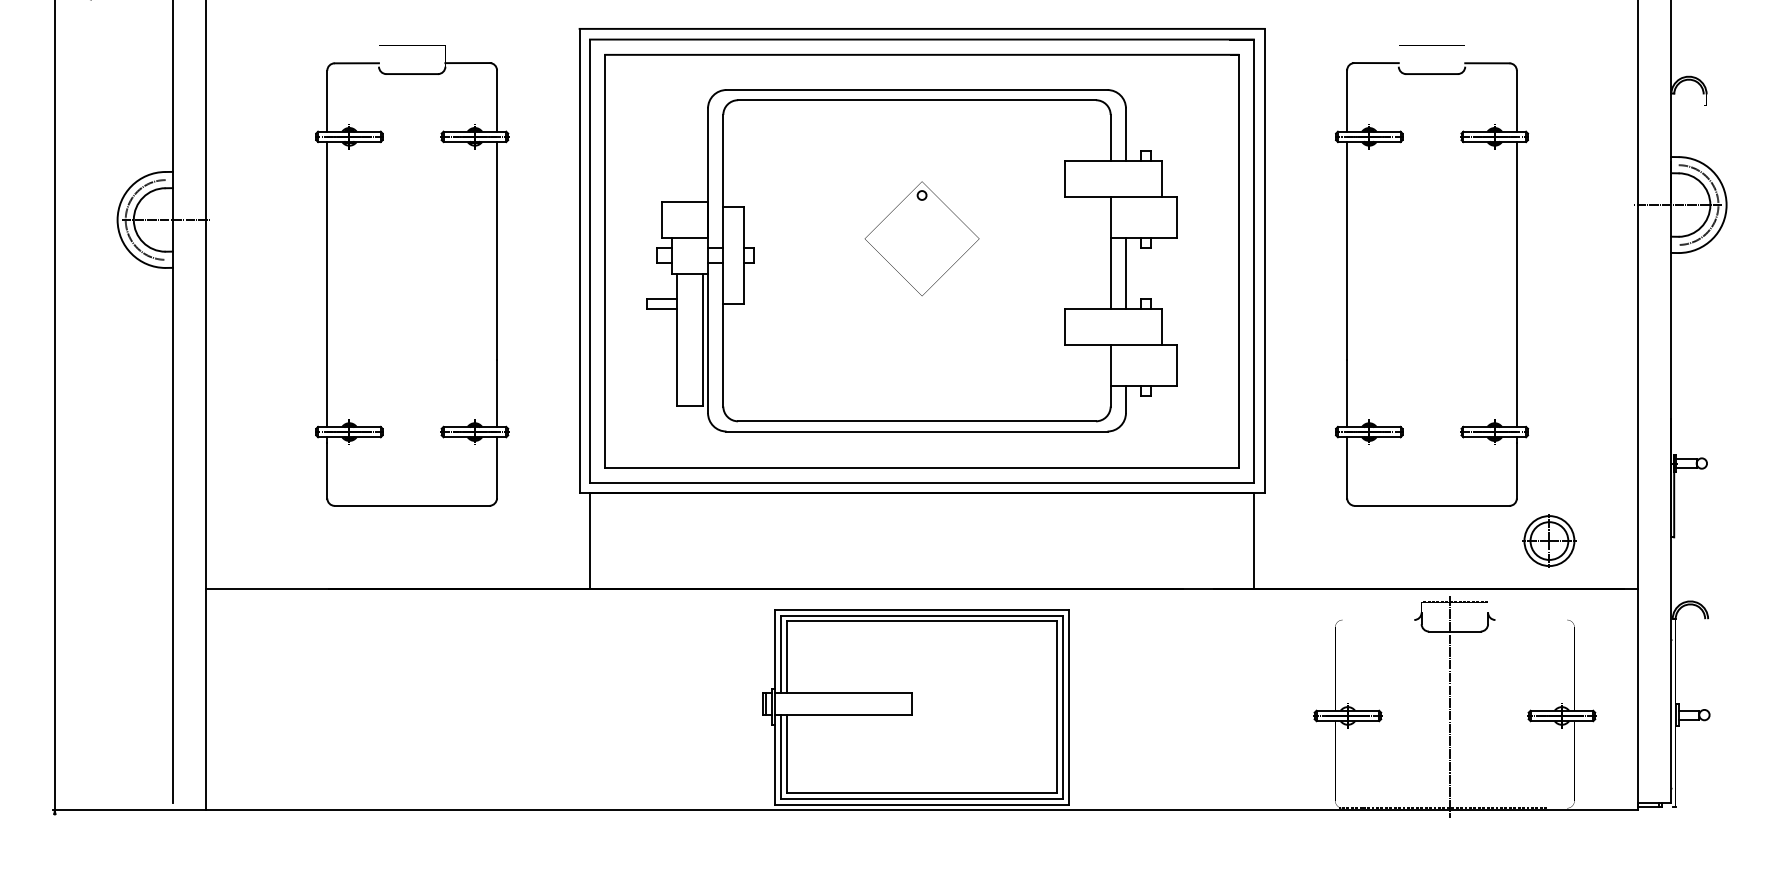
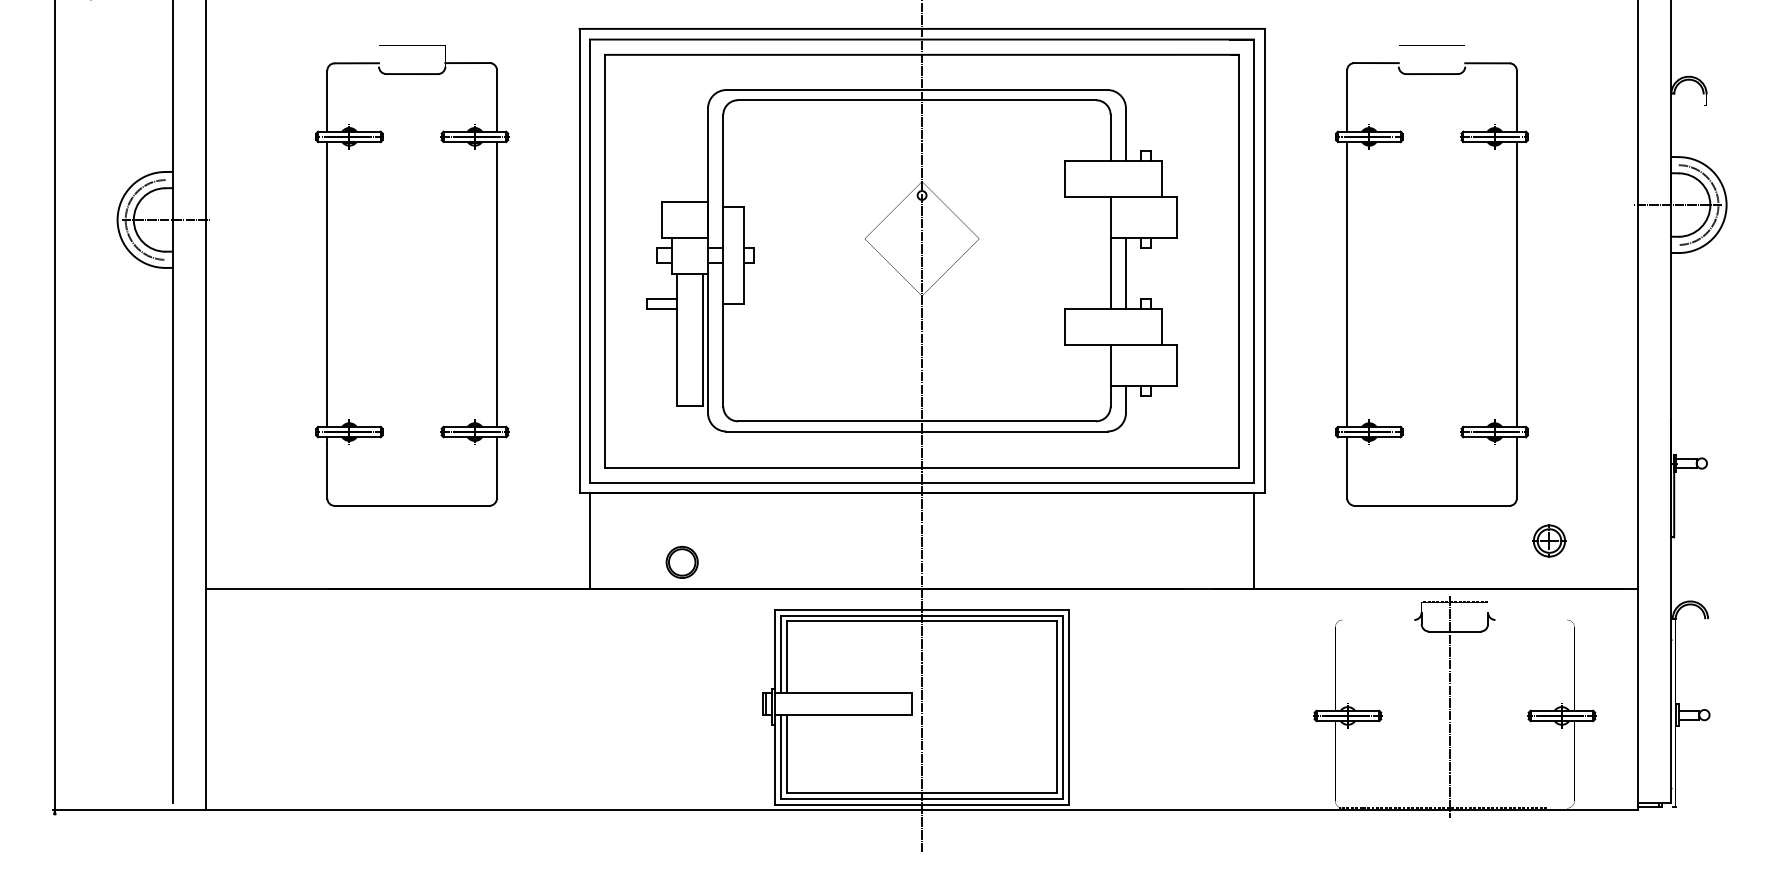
line: none -> present (922, 426)
part size: 55x54 px -> 35x34 px (1549, 540)
part: none -> present (681, 562)
